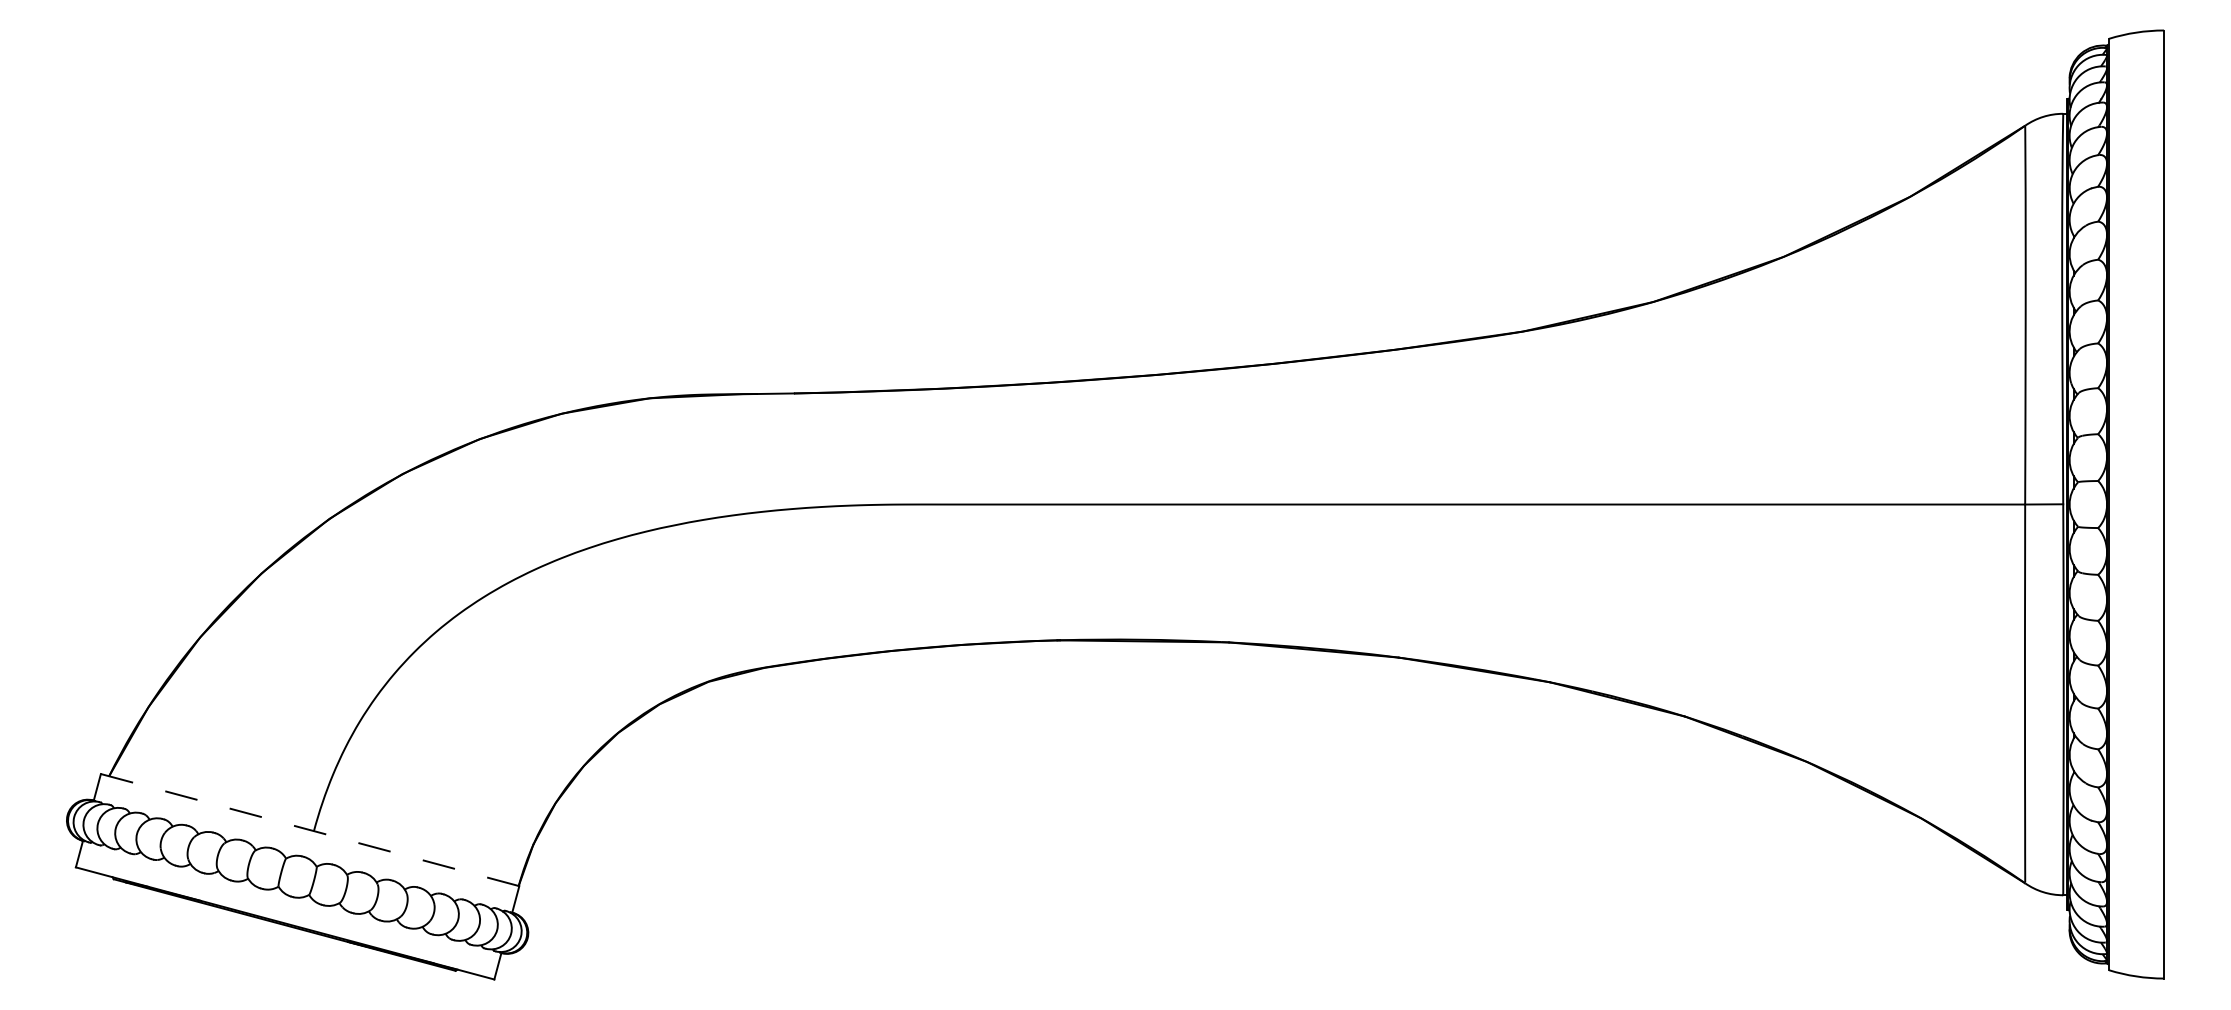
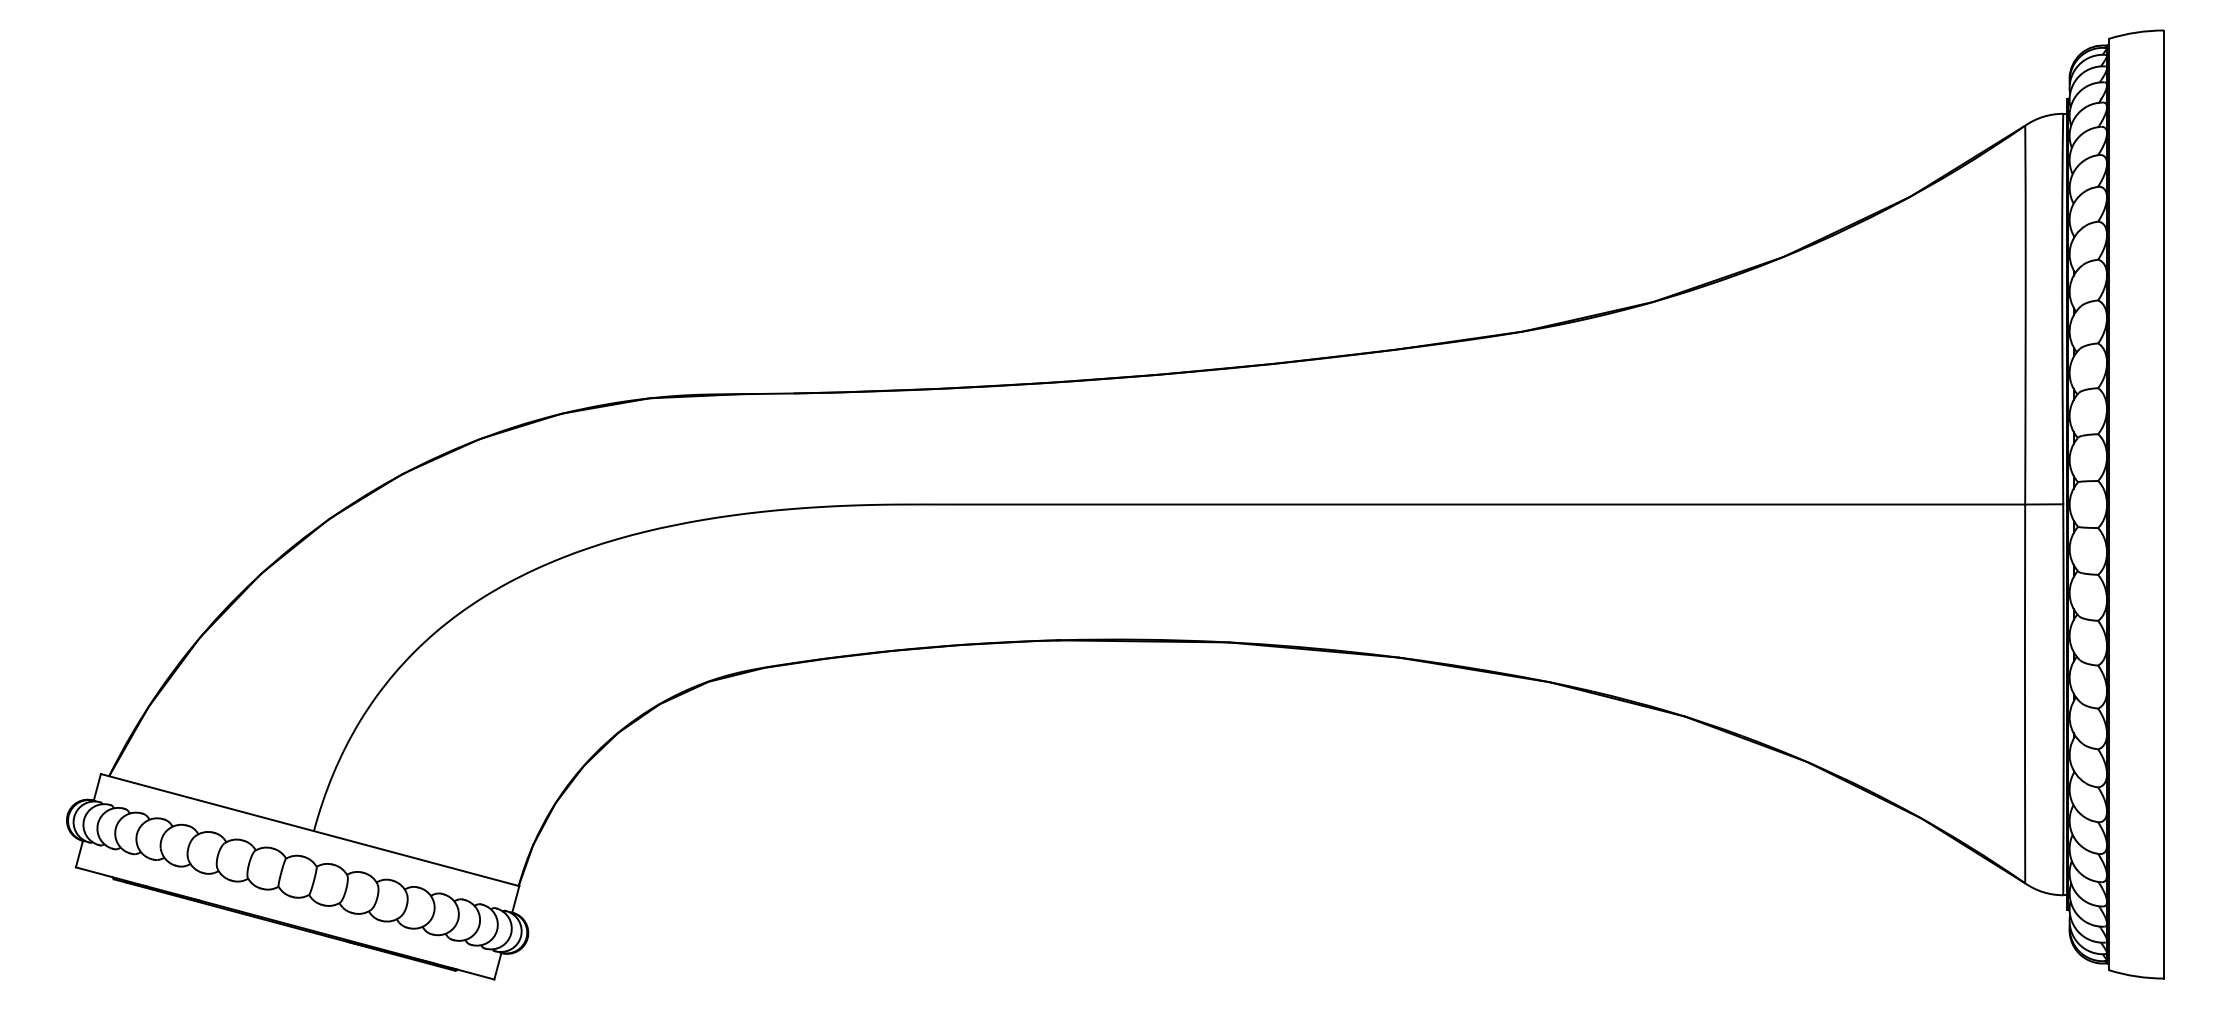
line: dashed -> solid (310, 830)
